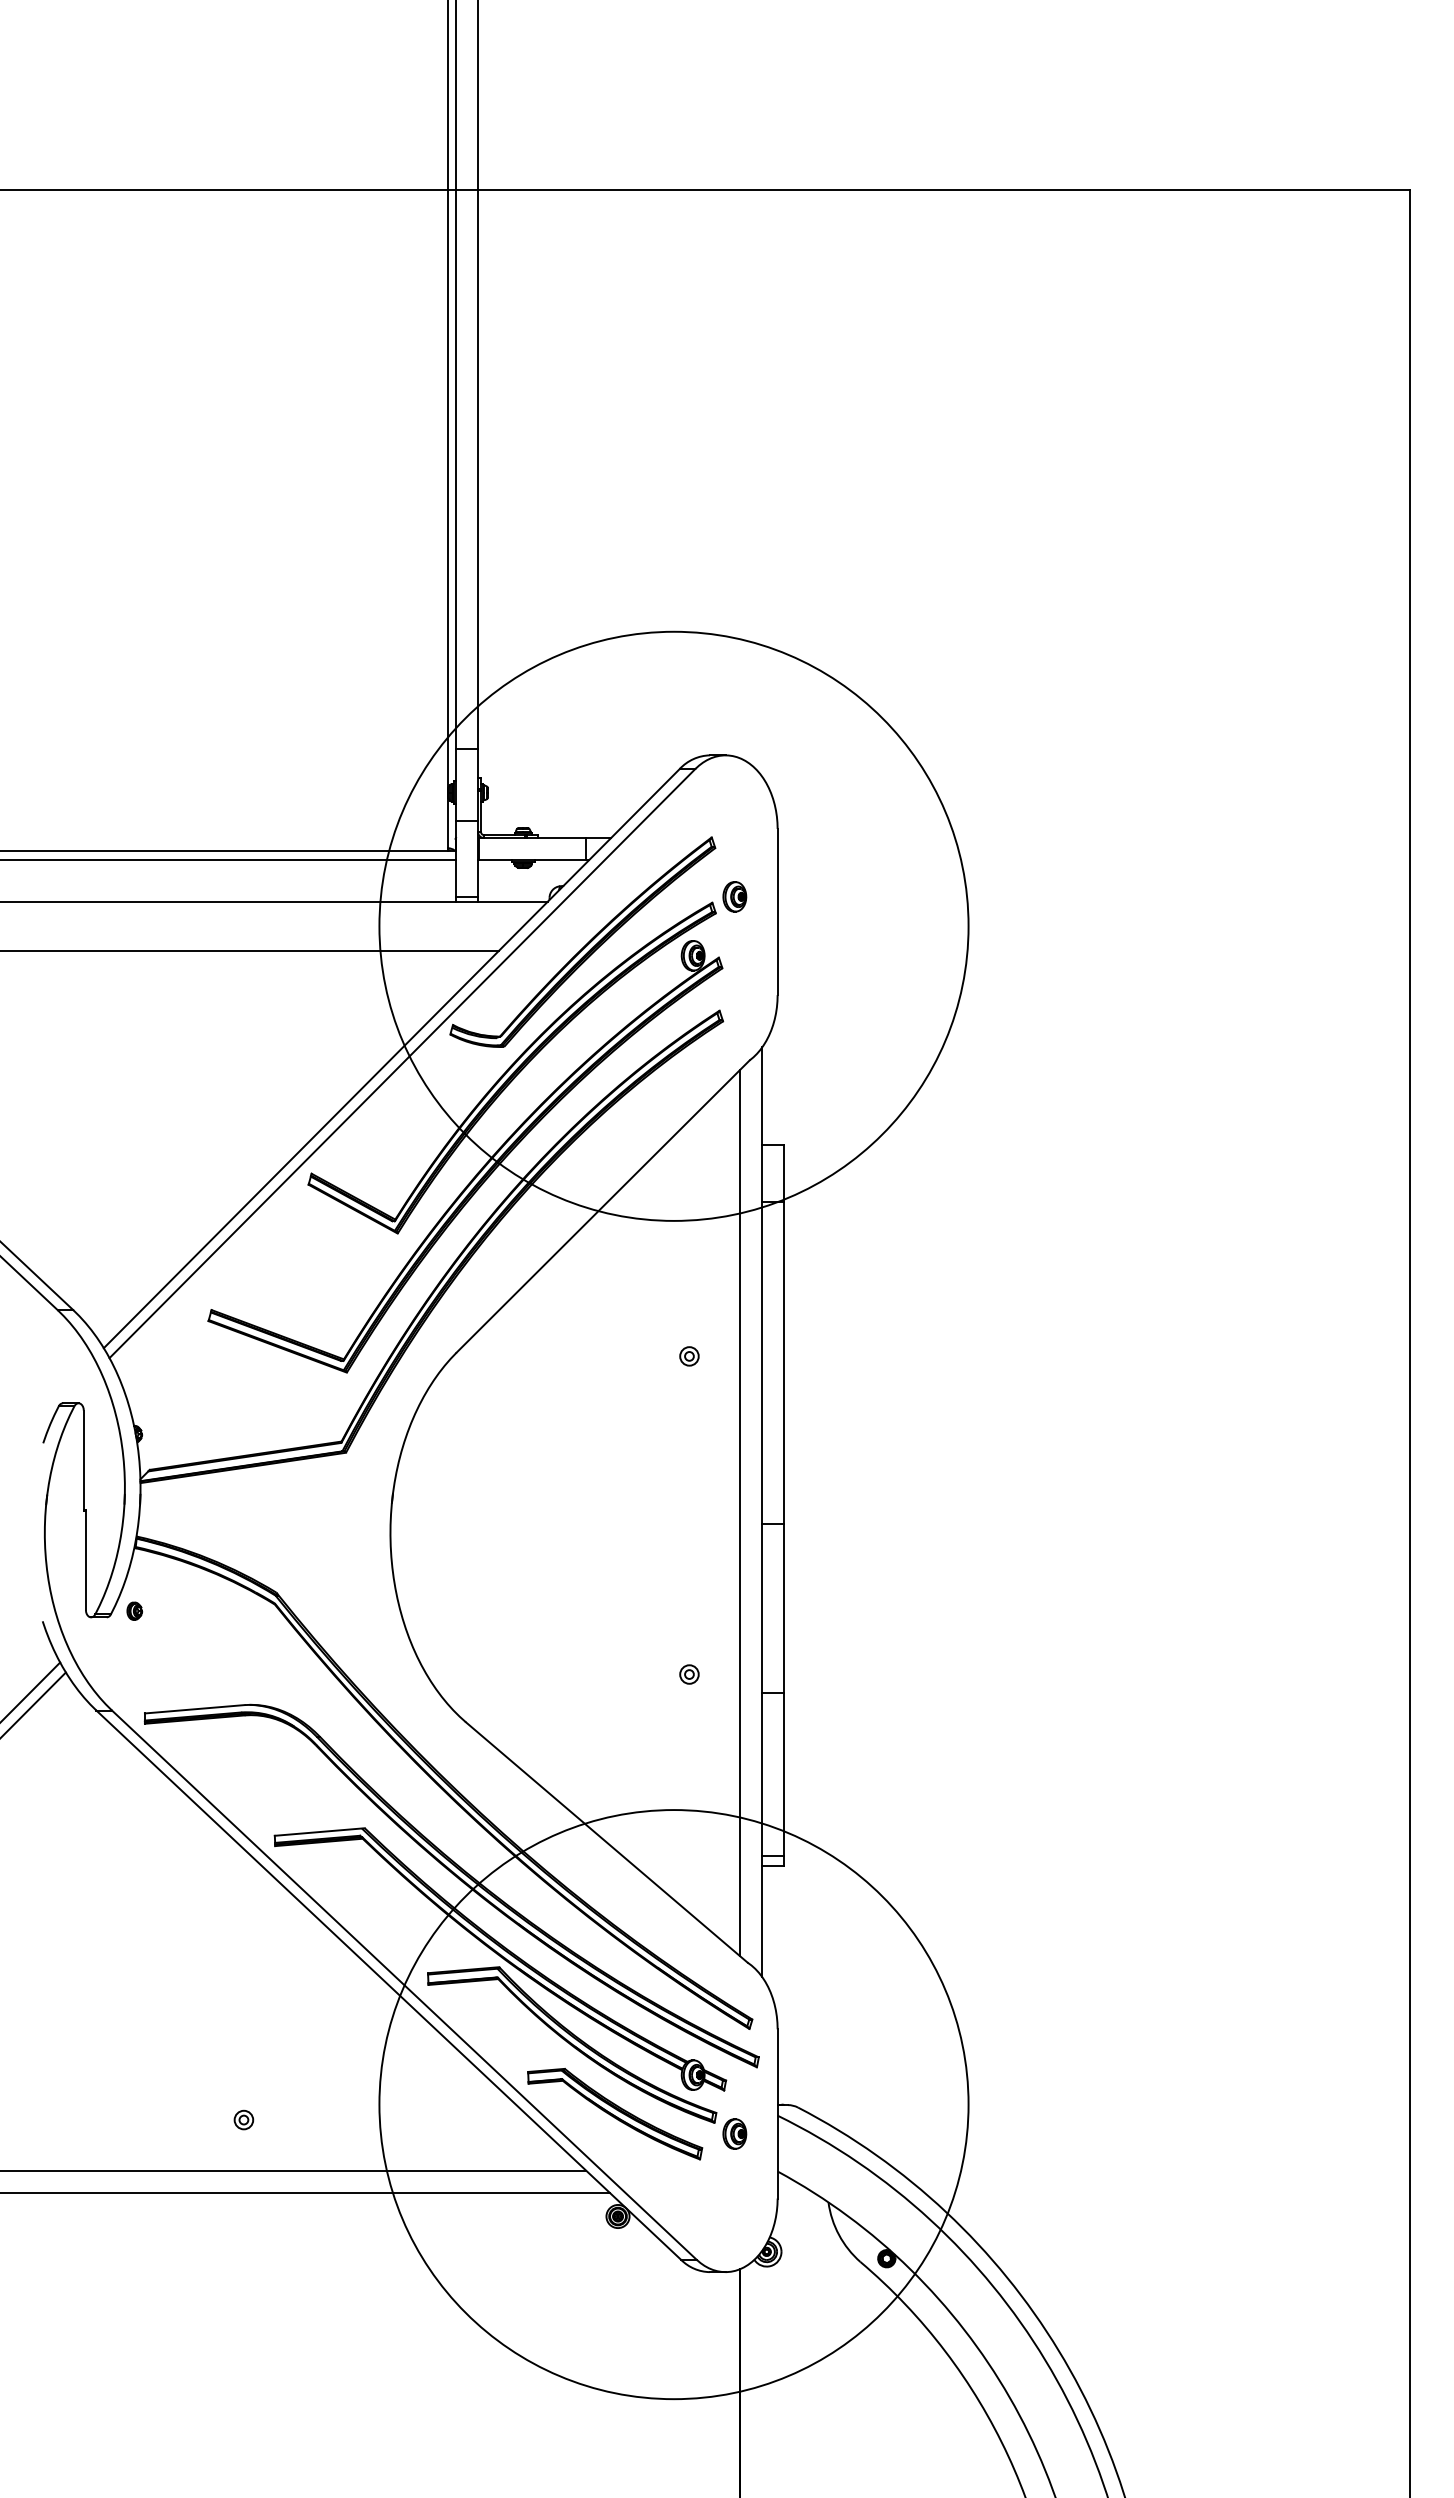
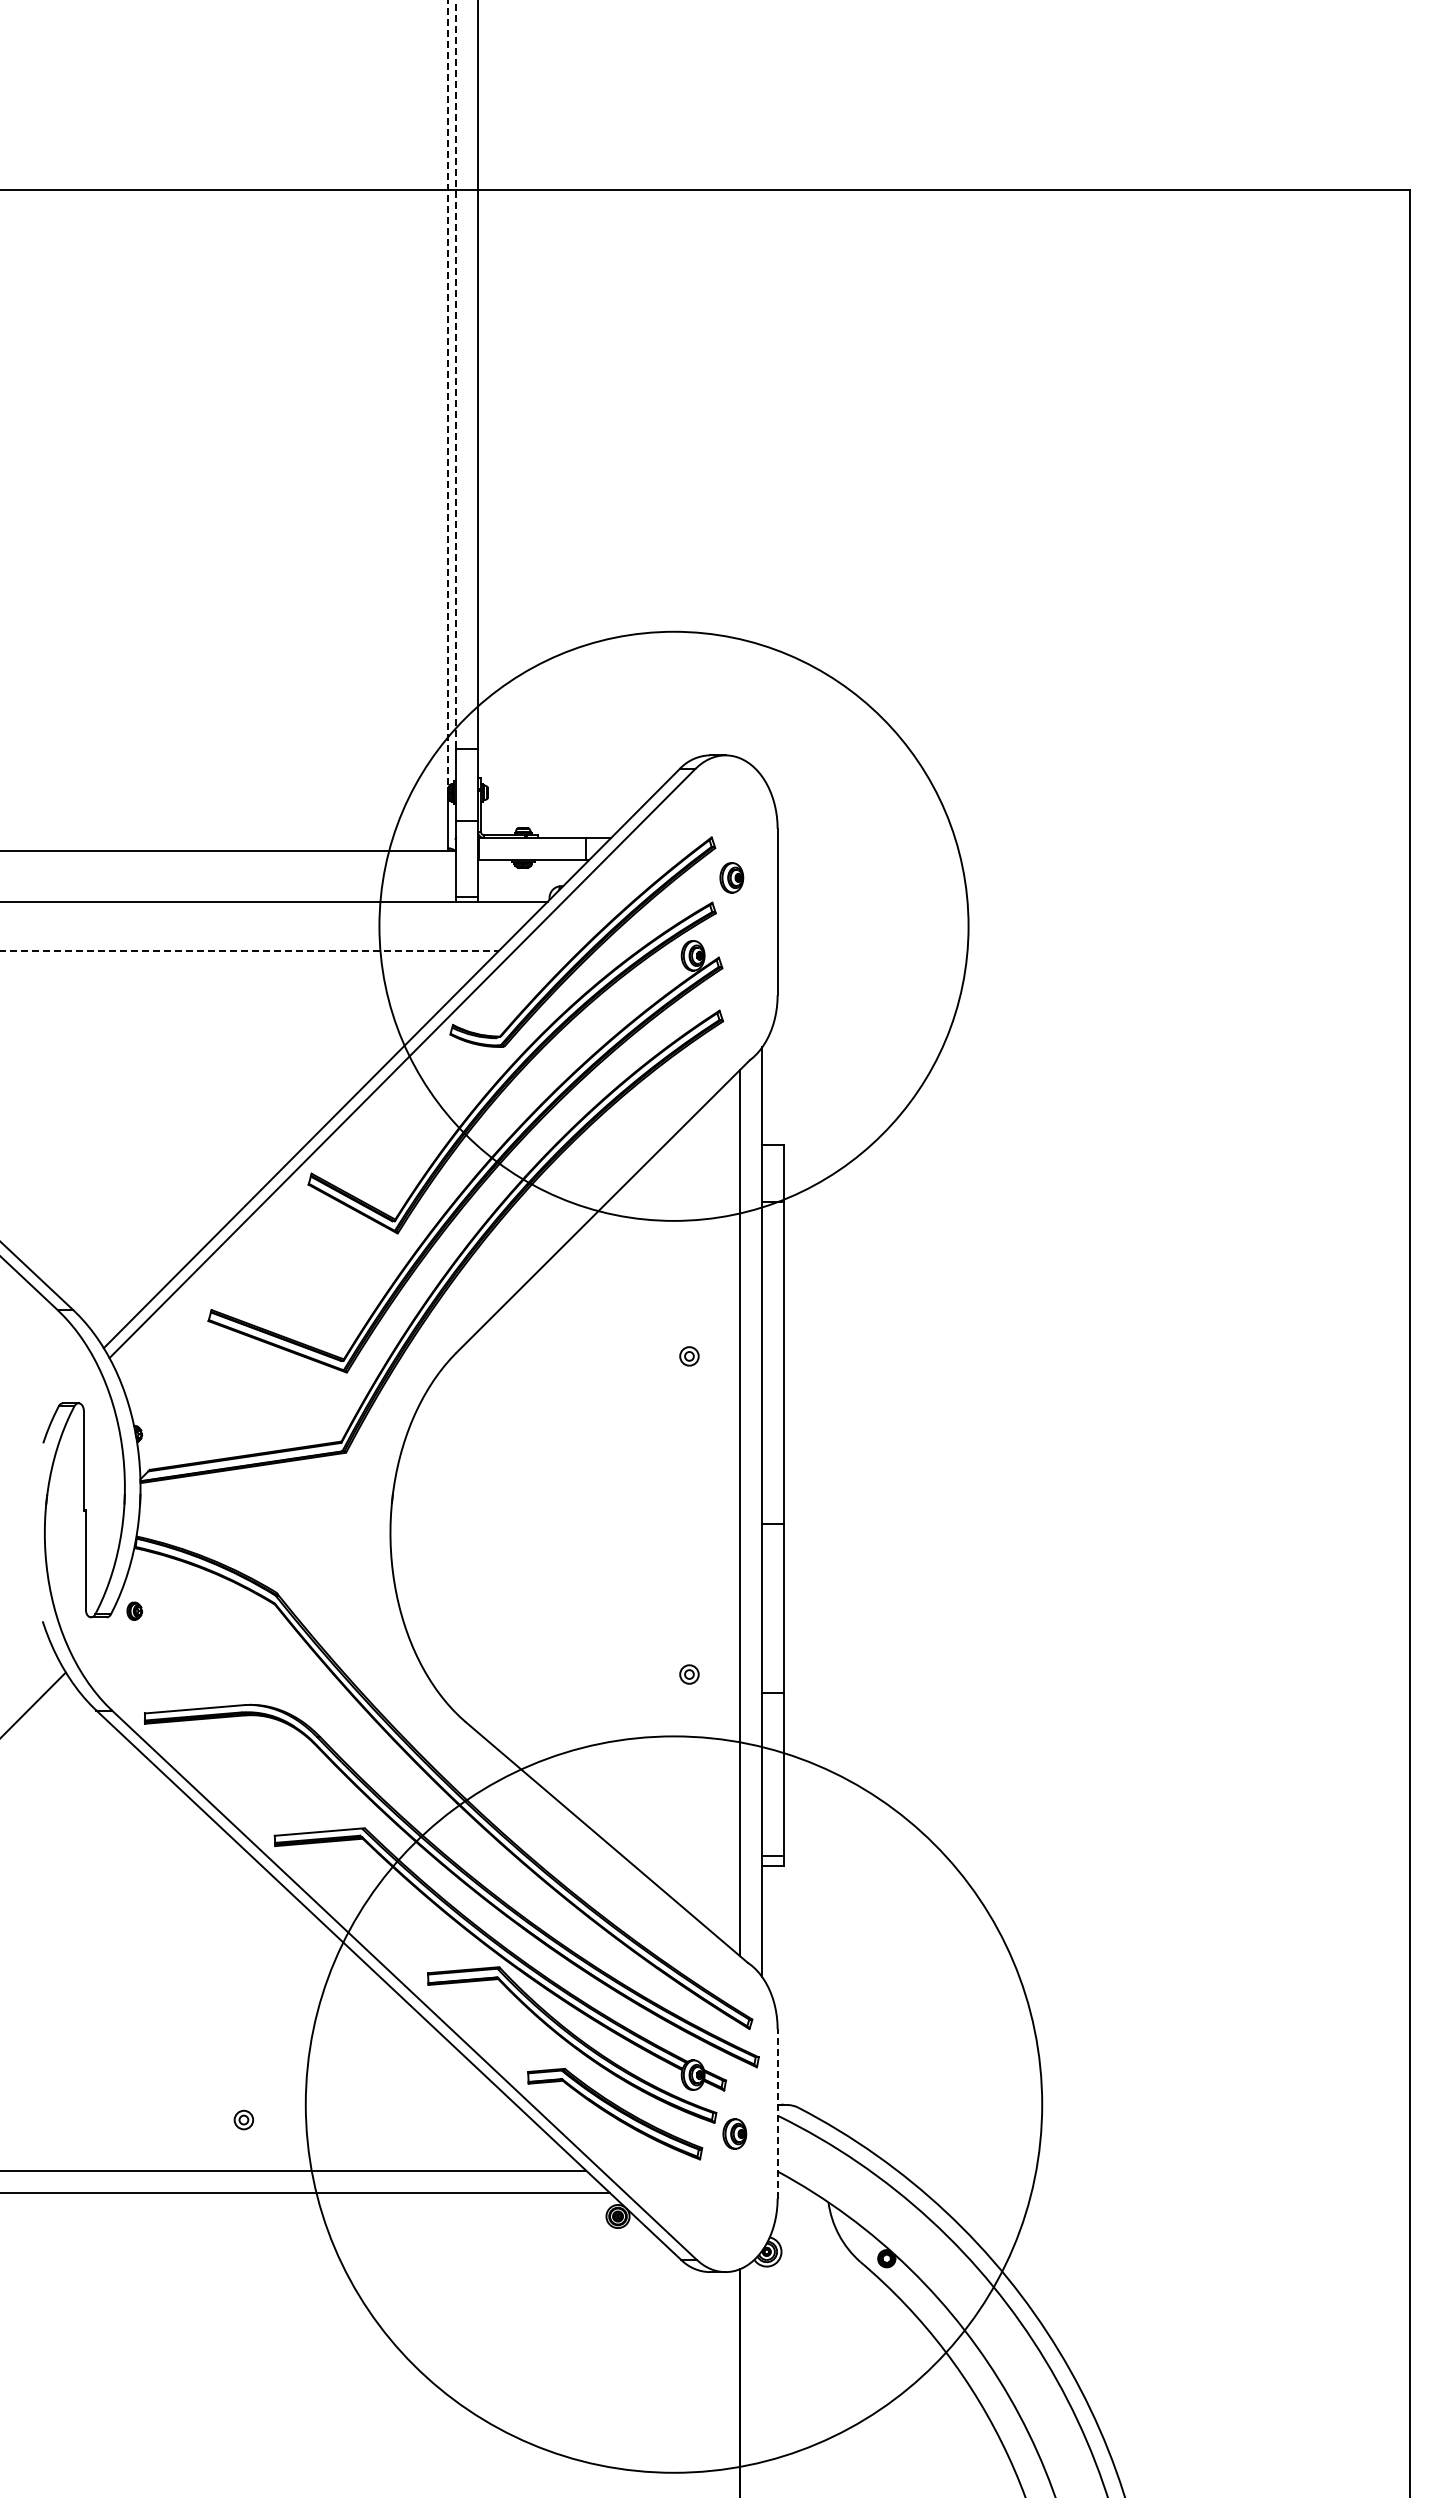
line: solid -> dashed (456, 374)
line: solid -> dashed (447, 395)
line: present -> none (229, 860)
part position: (734, 896) -> (731, 877) (731, 877)
line: solid -> dashed (249, 951)
line: present -> none (31, 1691)
circle diameter: 589 px -> 736 px (673, 2104)
line: solid -> dashed (777, 2113)
